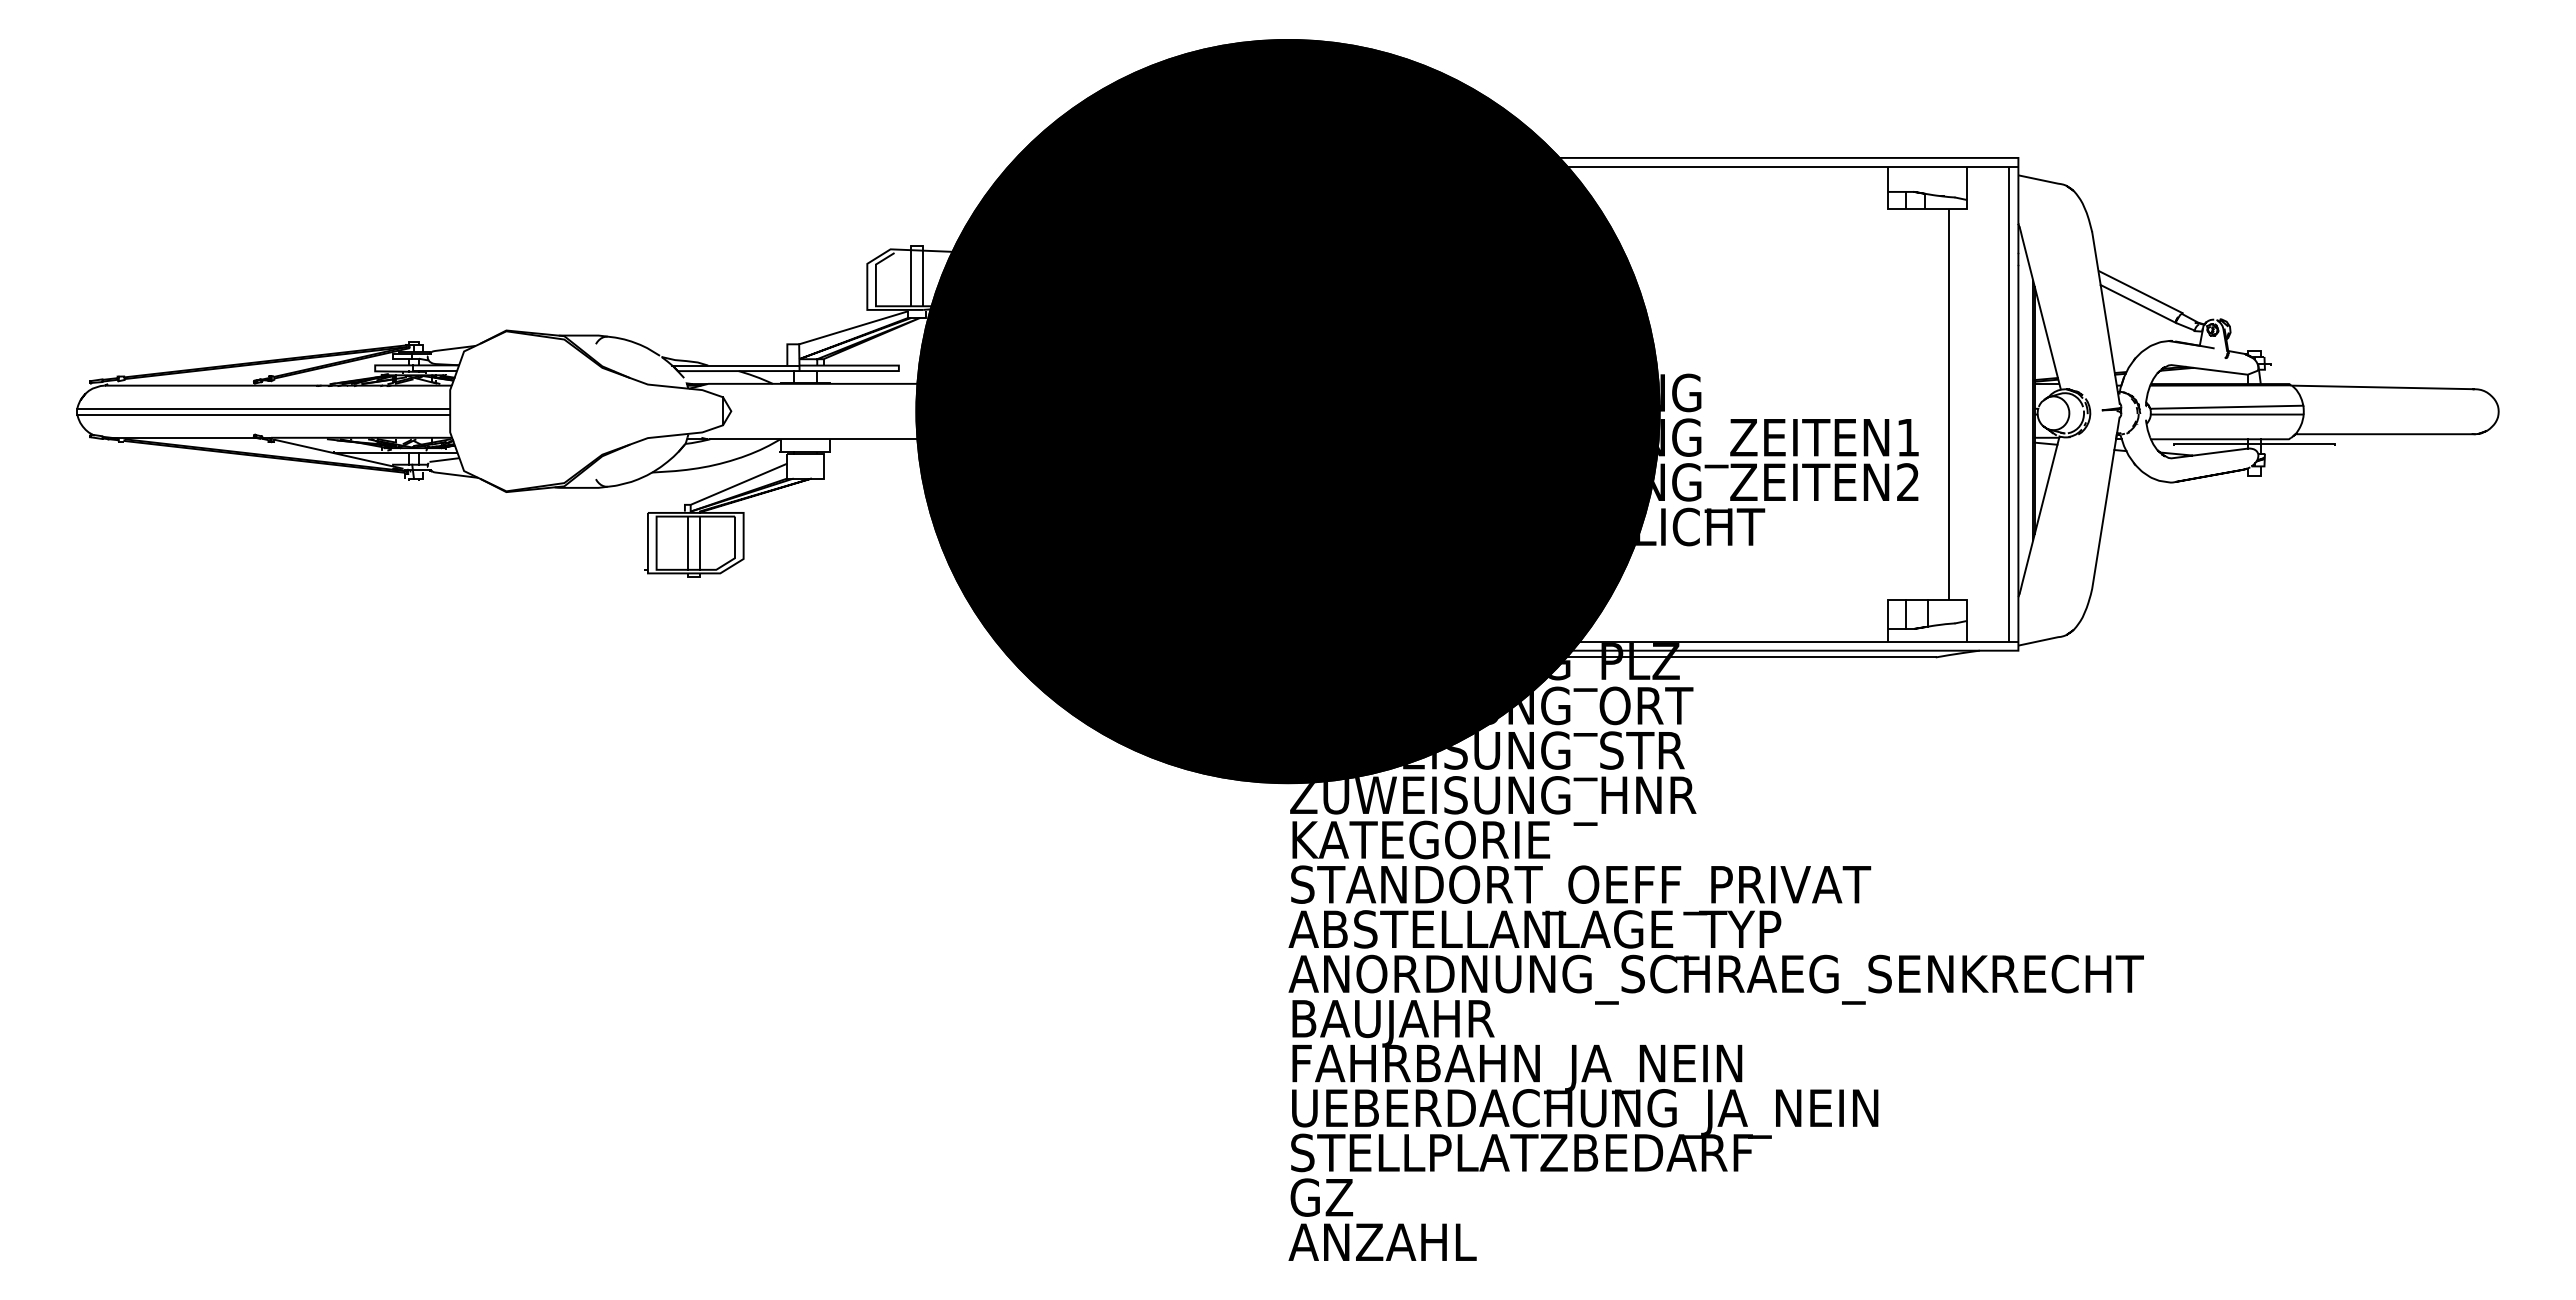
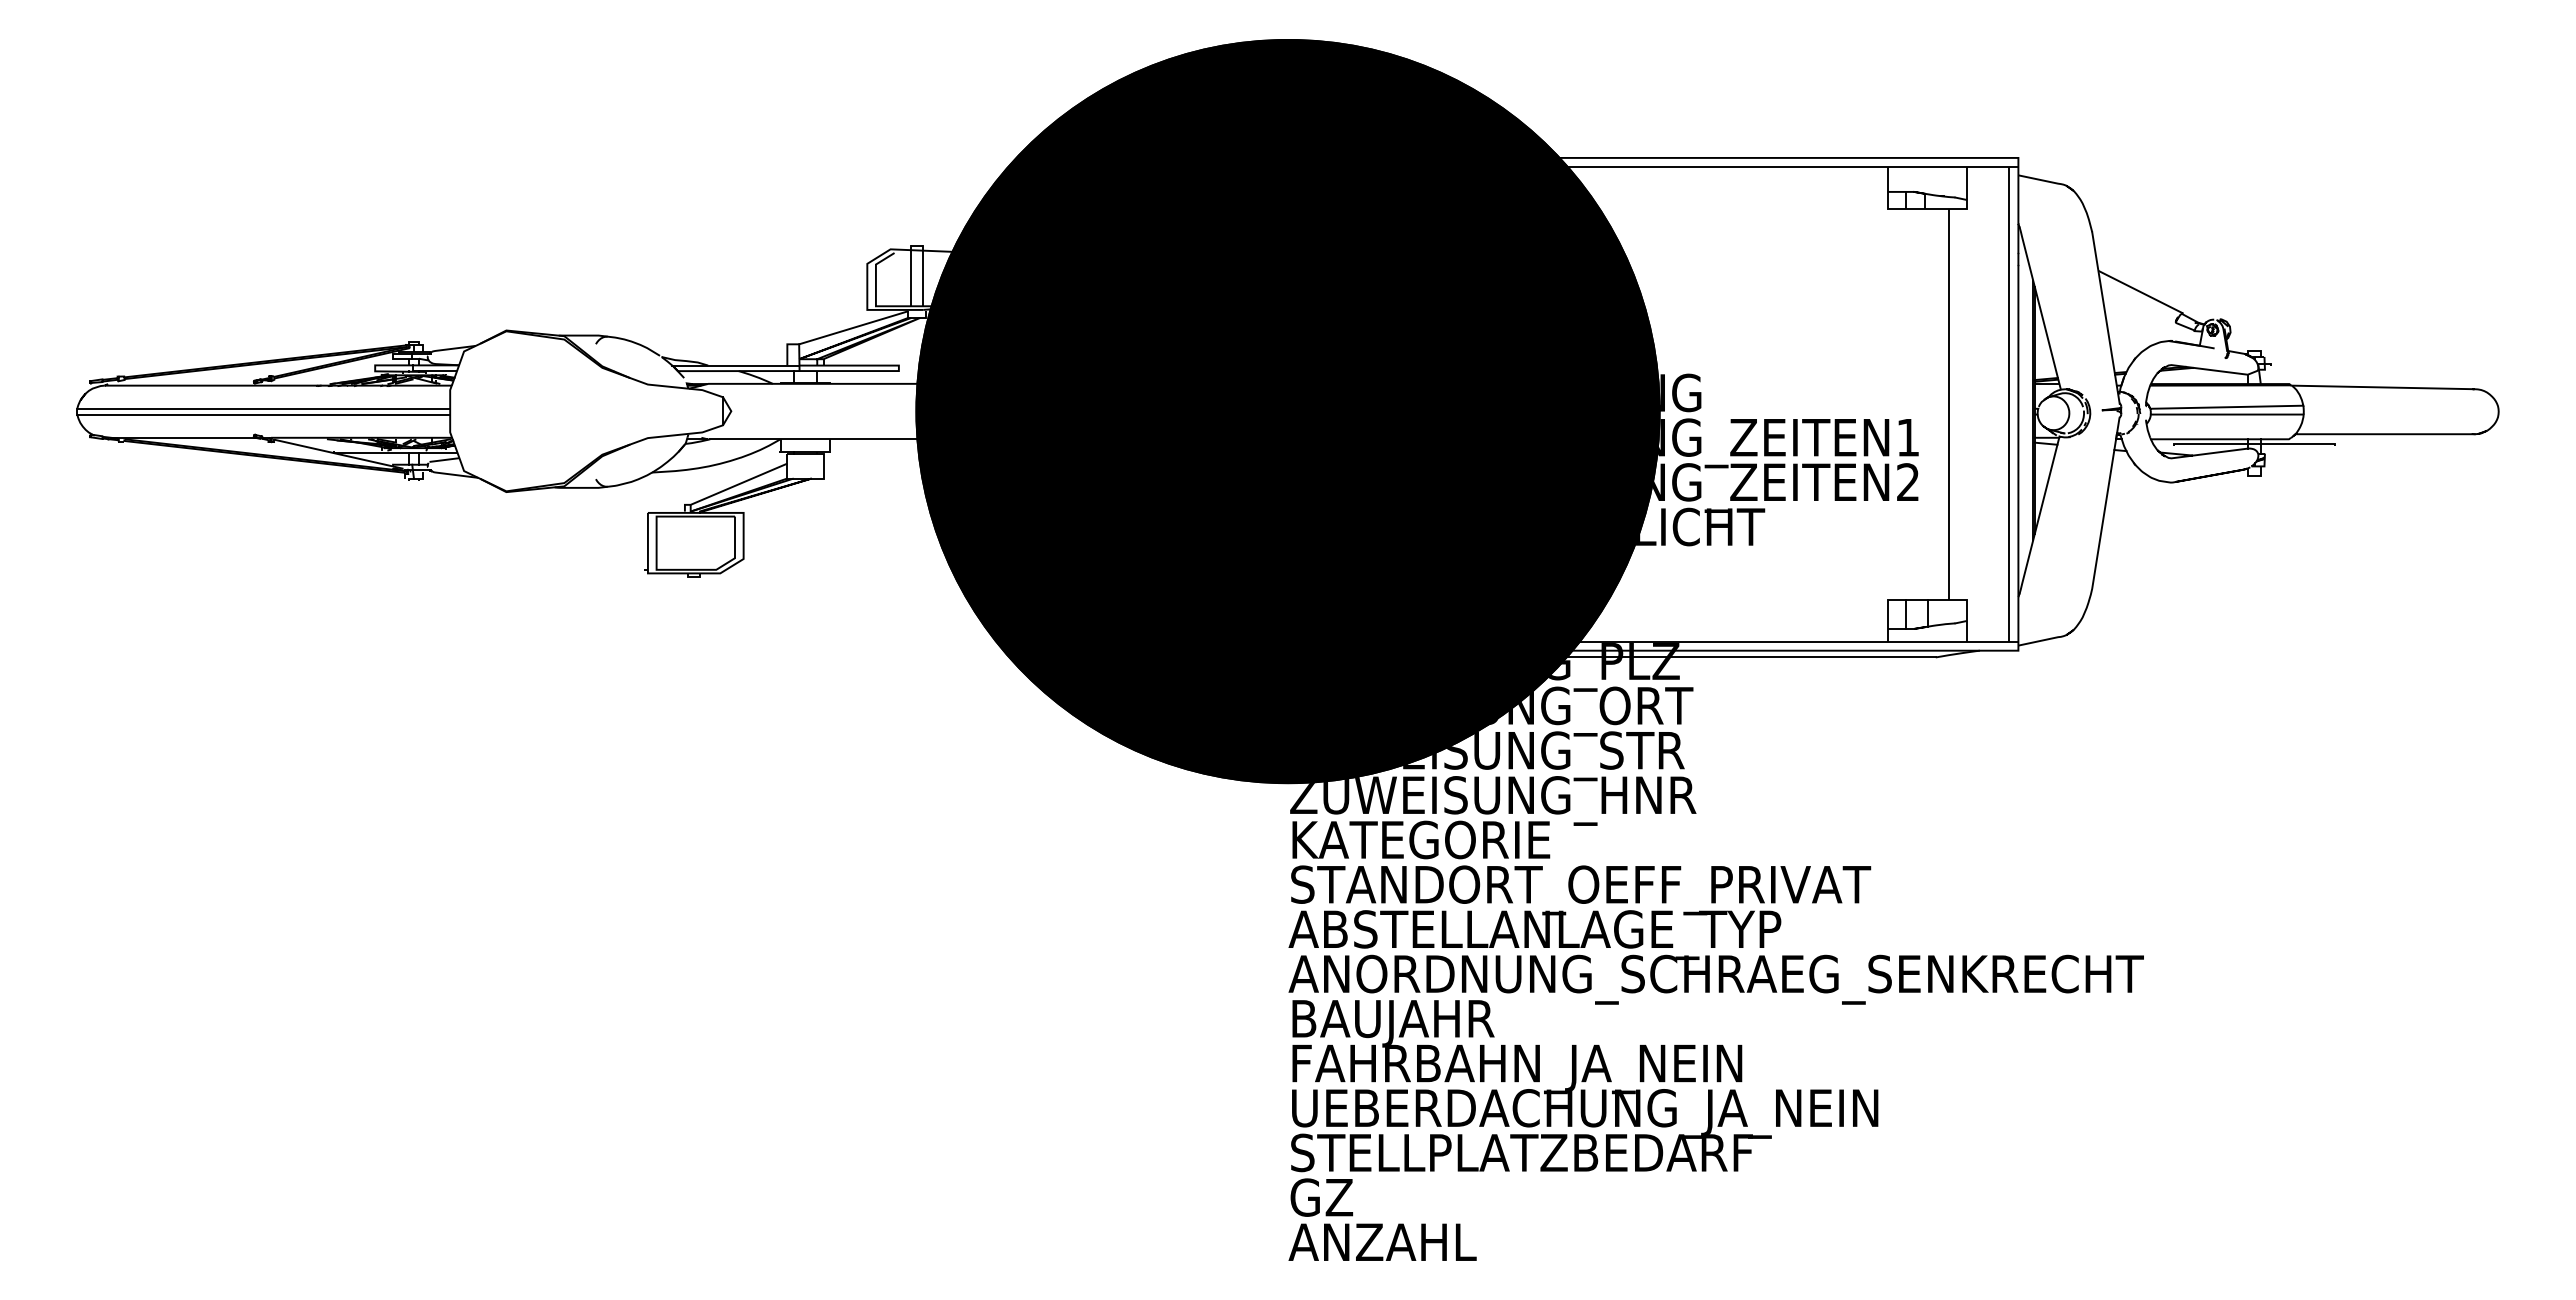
line: present -> none (2138, 304)
line: present -> none (687, 542)
line: present -> none (699, 542)
